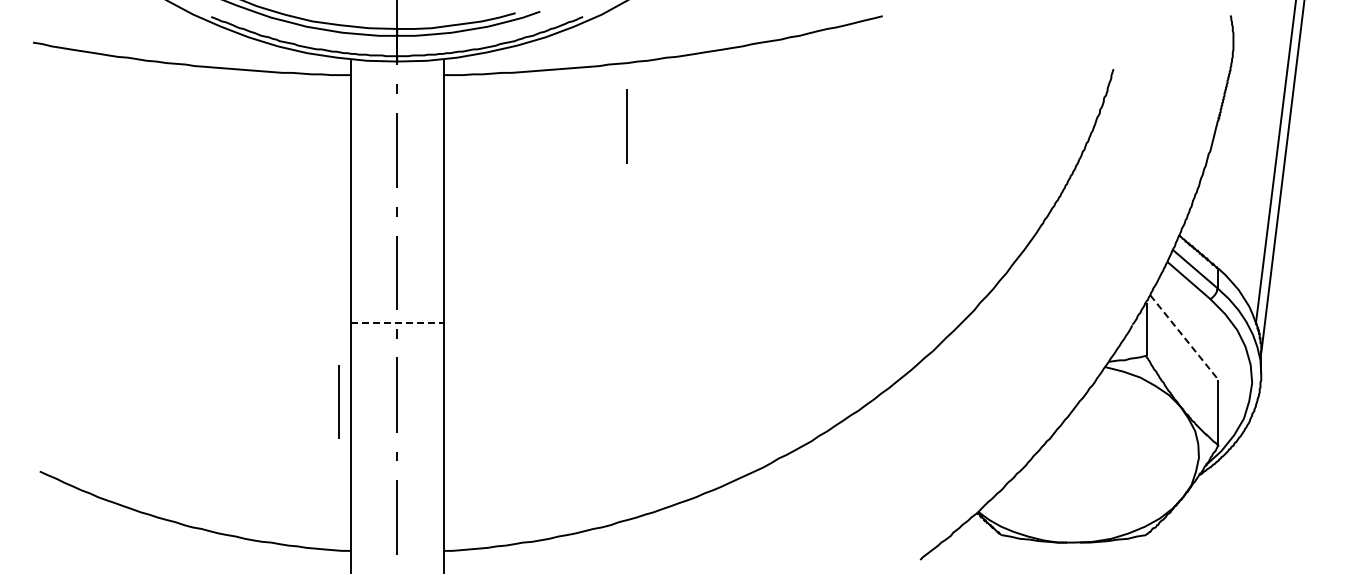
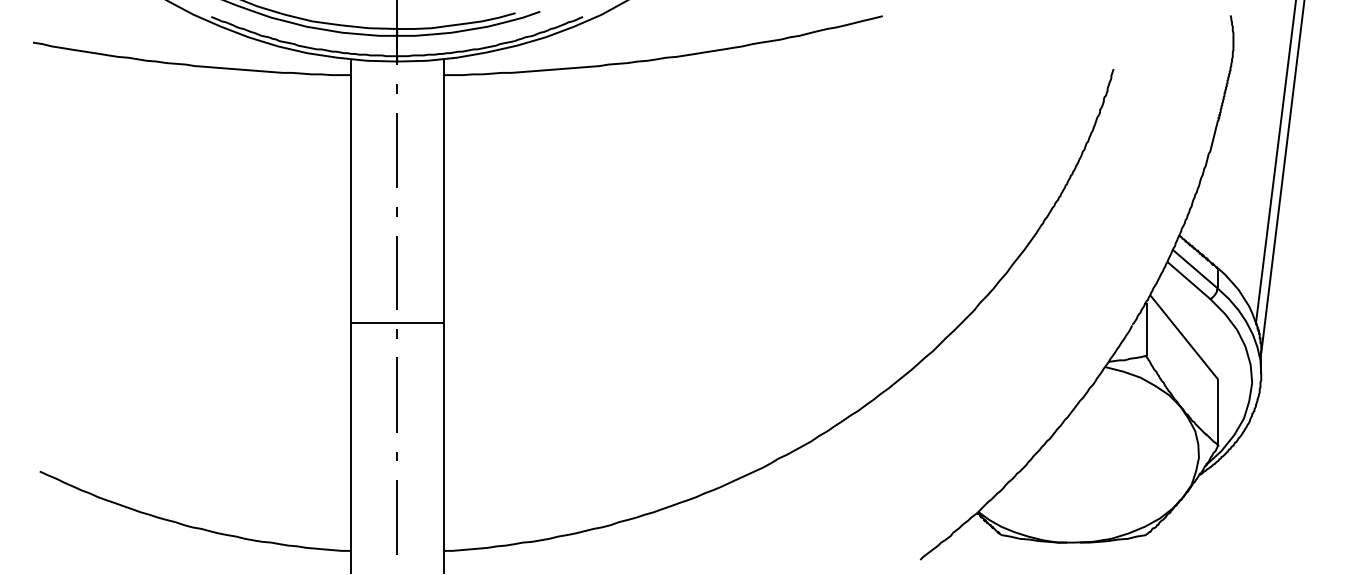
line: present -> none (626, 126)
line: dashed -> solid (397, 323)
line: dashed -> solid (1184, 337)
line: present -> none (338, 401)
